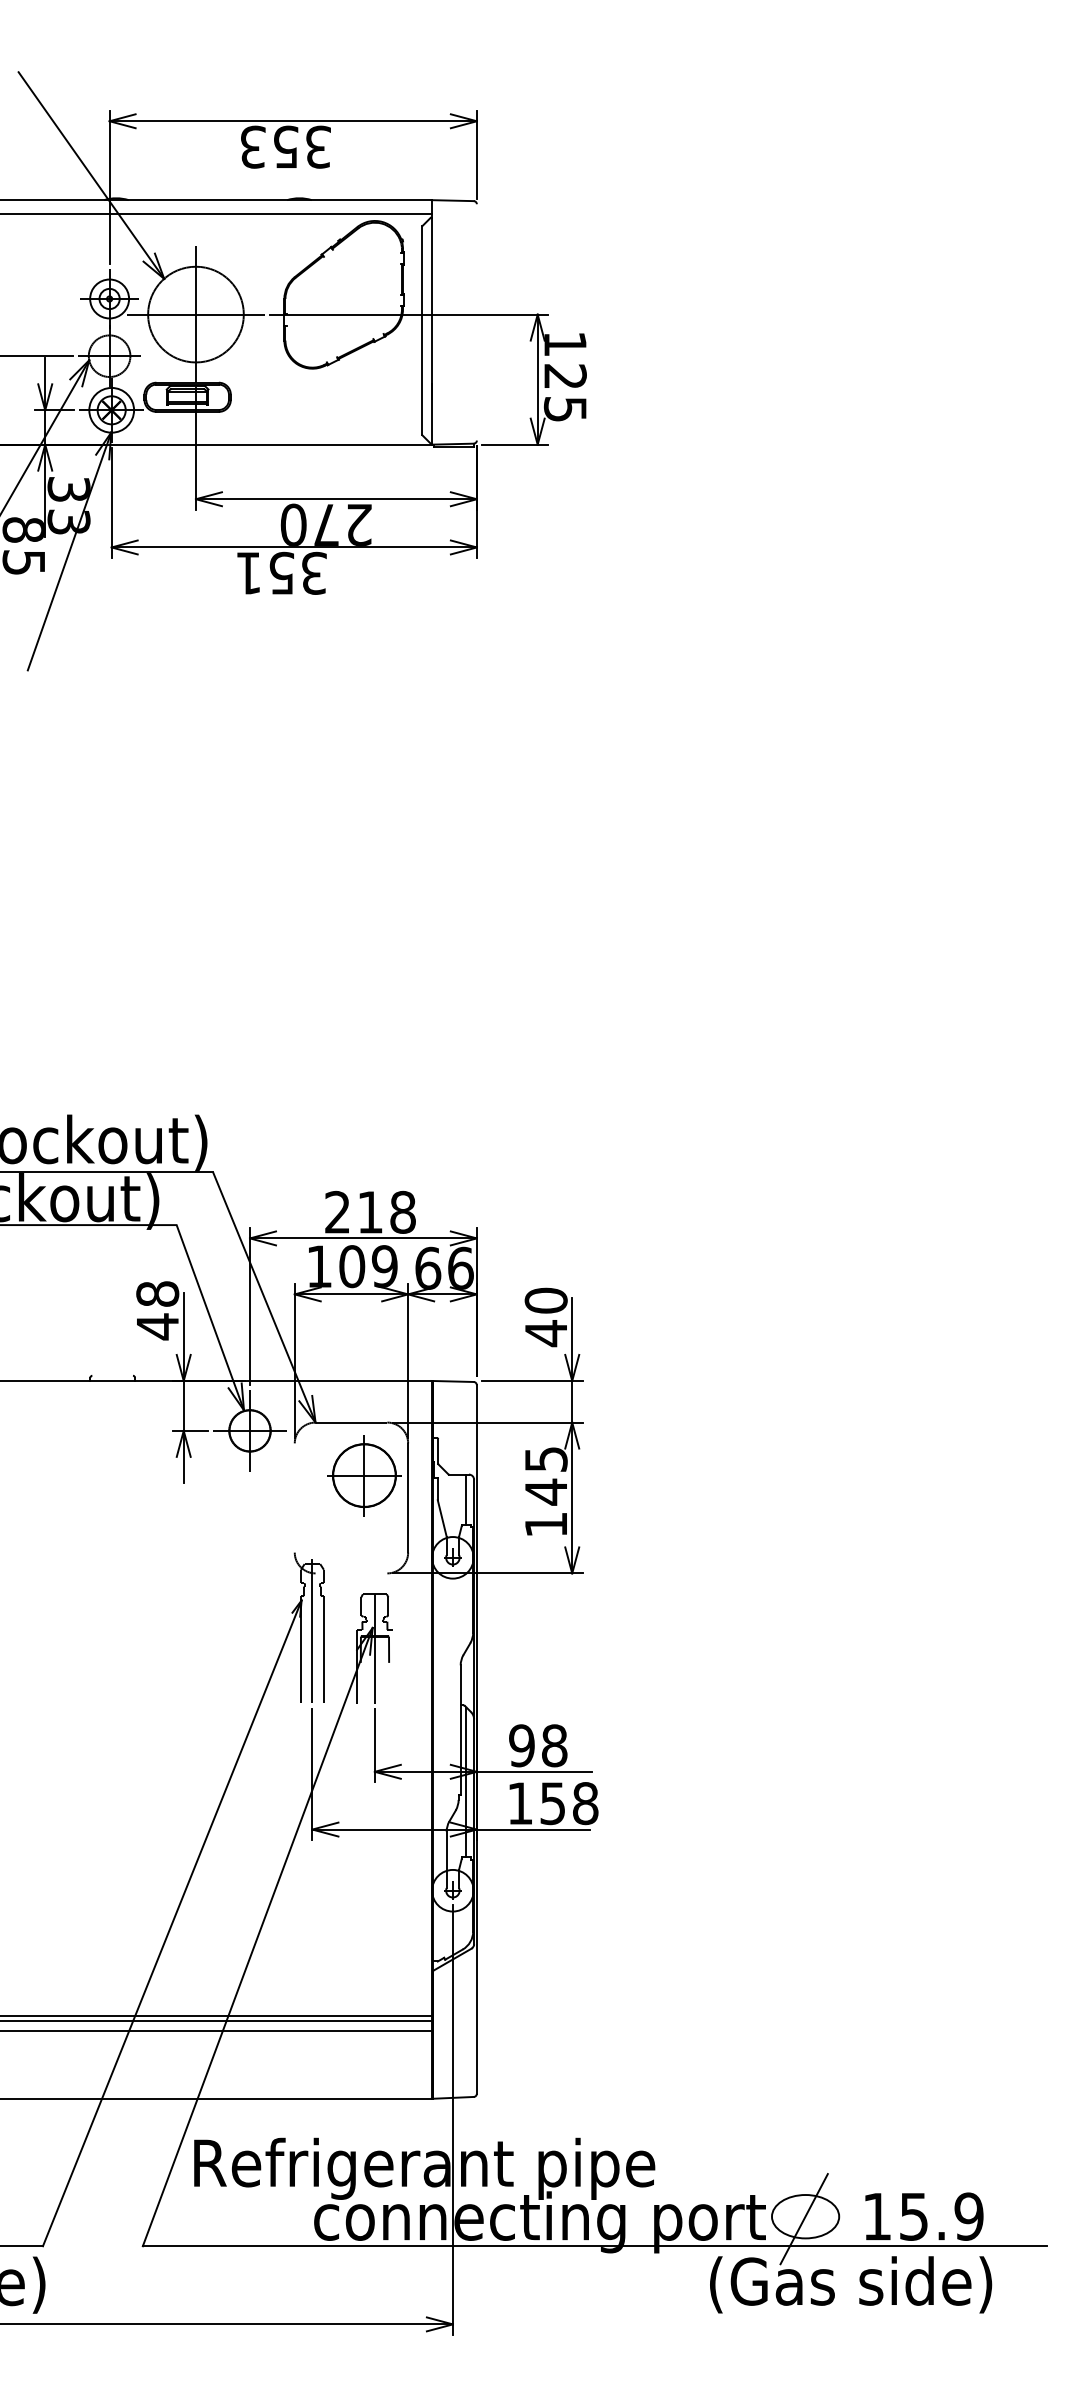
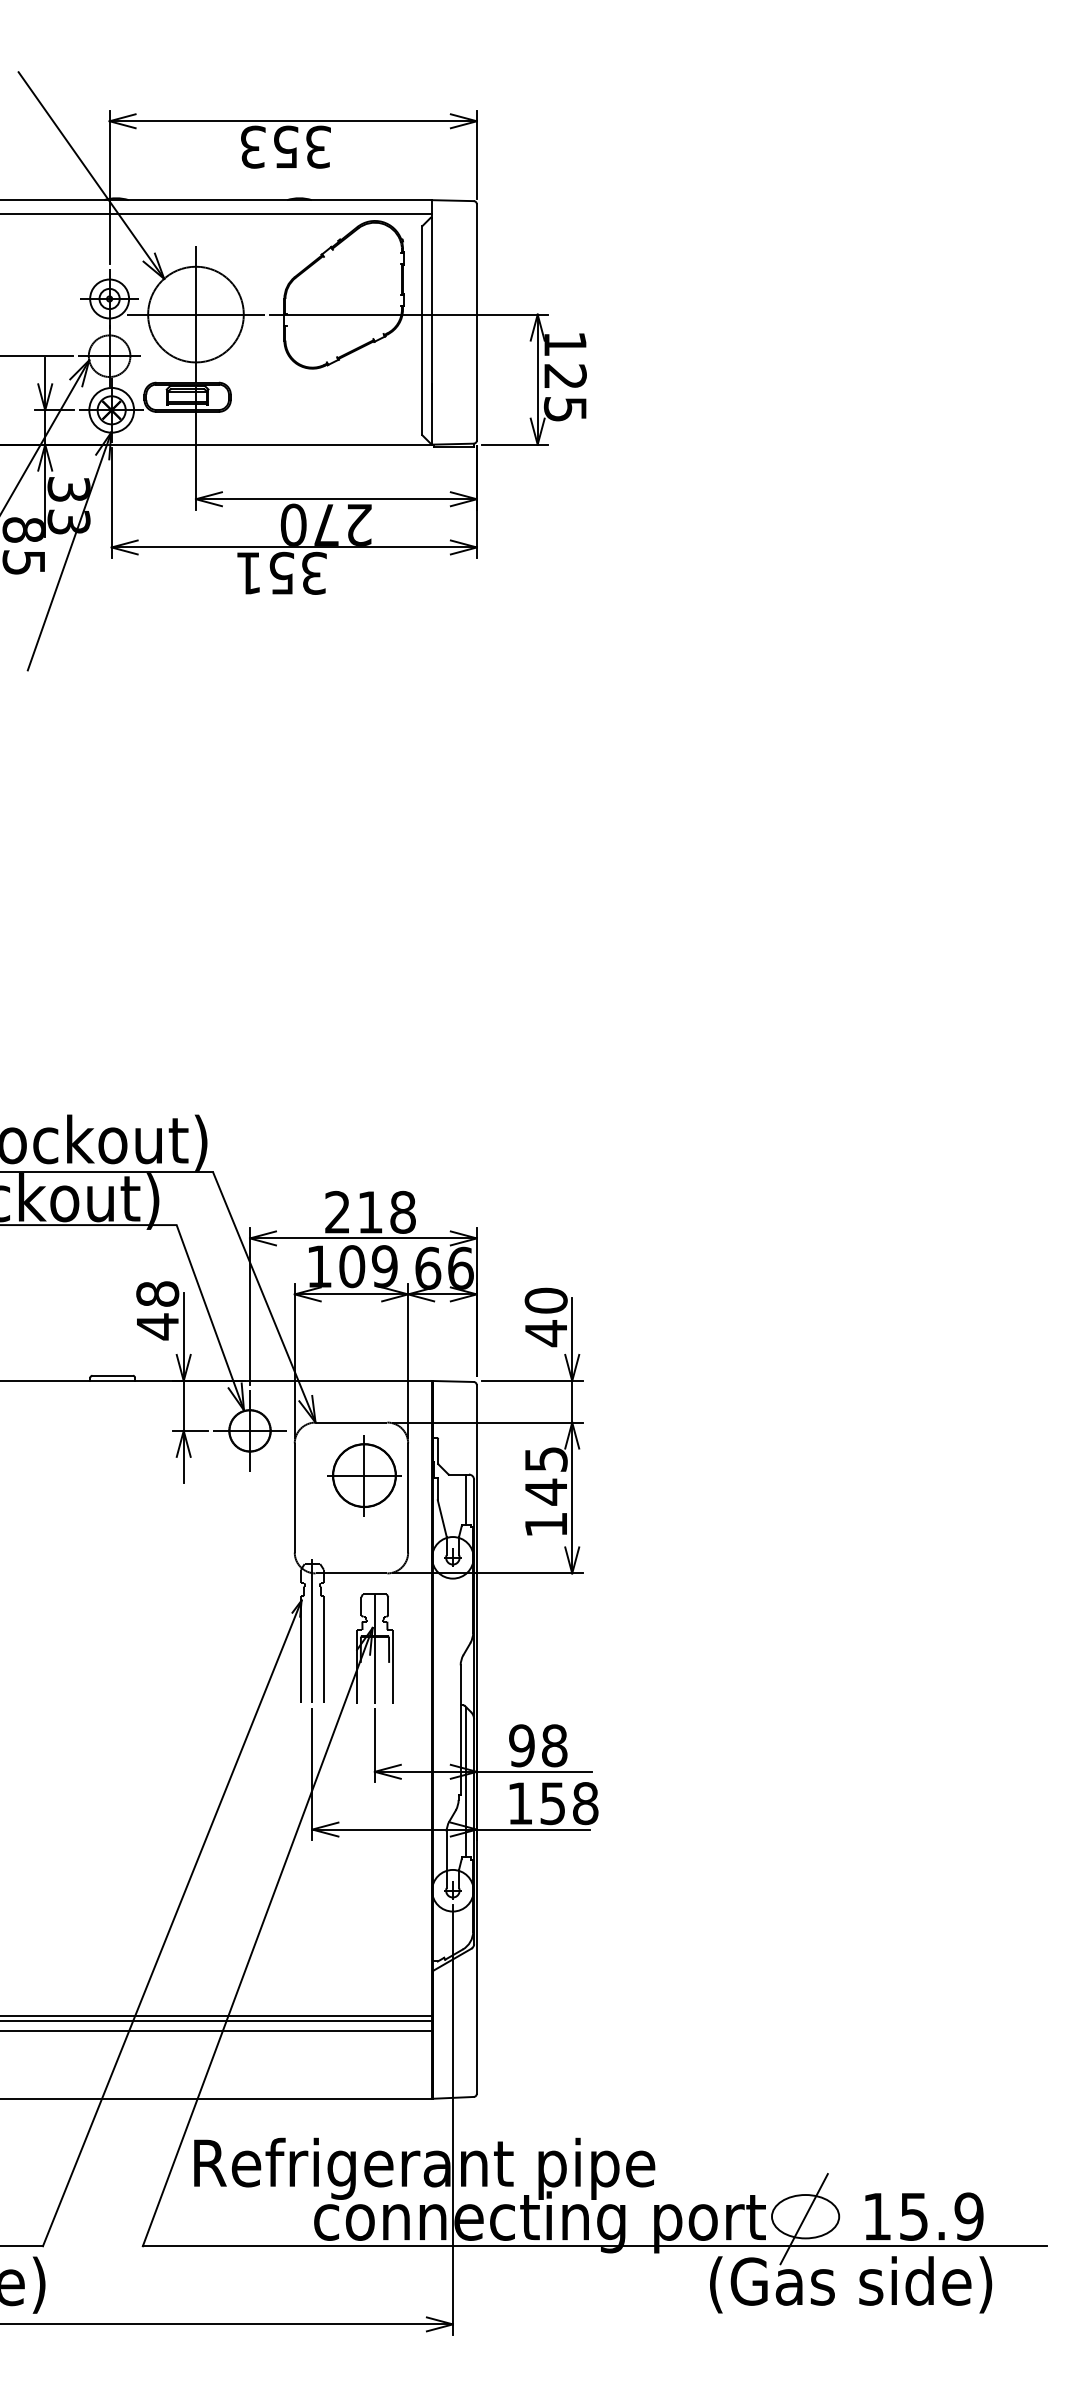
line: none -> present (476, 322)
line: none -> present (112, 1375)
line: none -> present (294, 1497)
line: none -> present (351, 1573)
line: none -> present (393, 1666)
